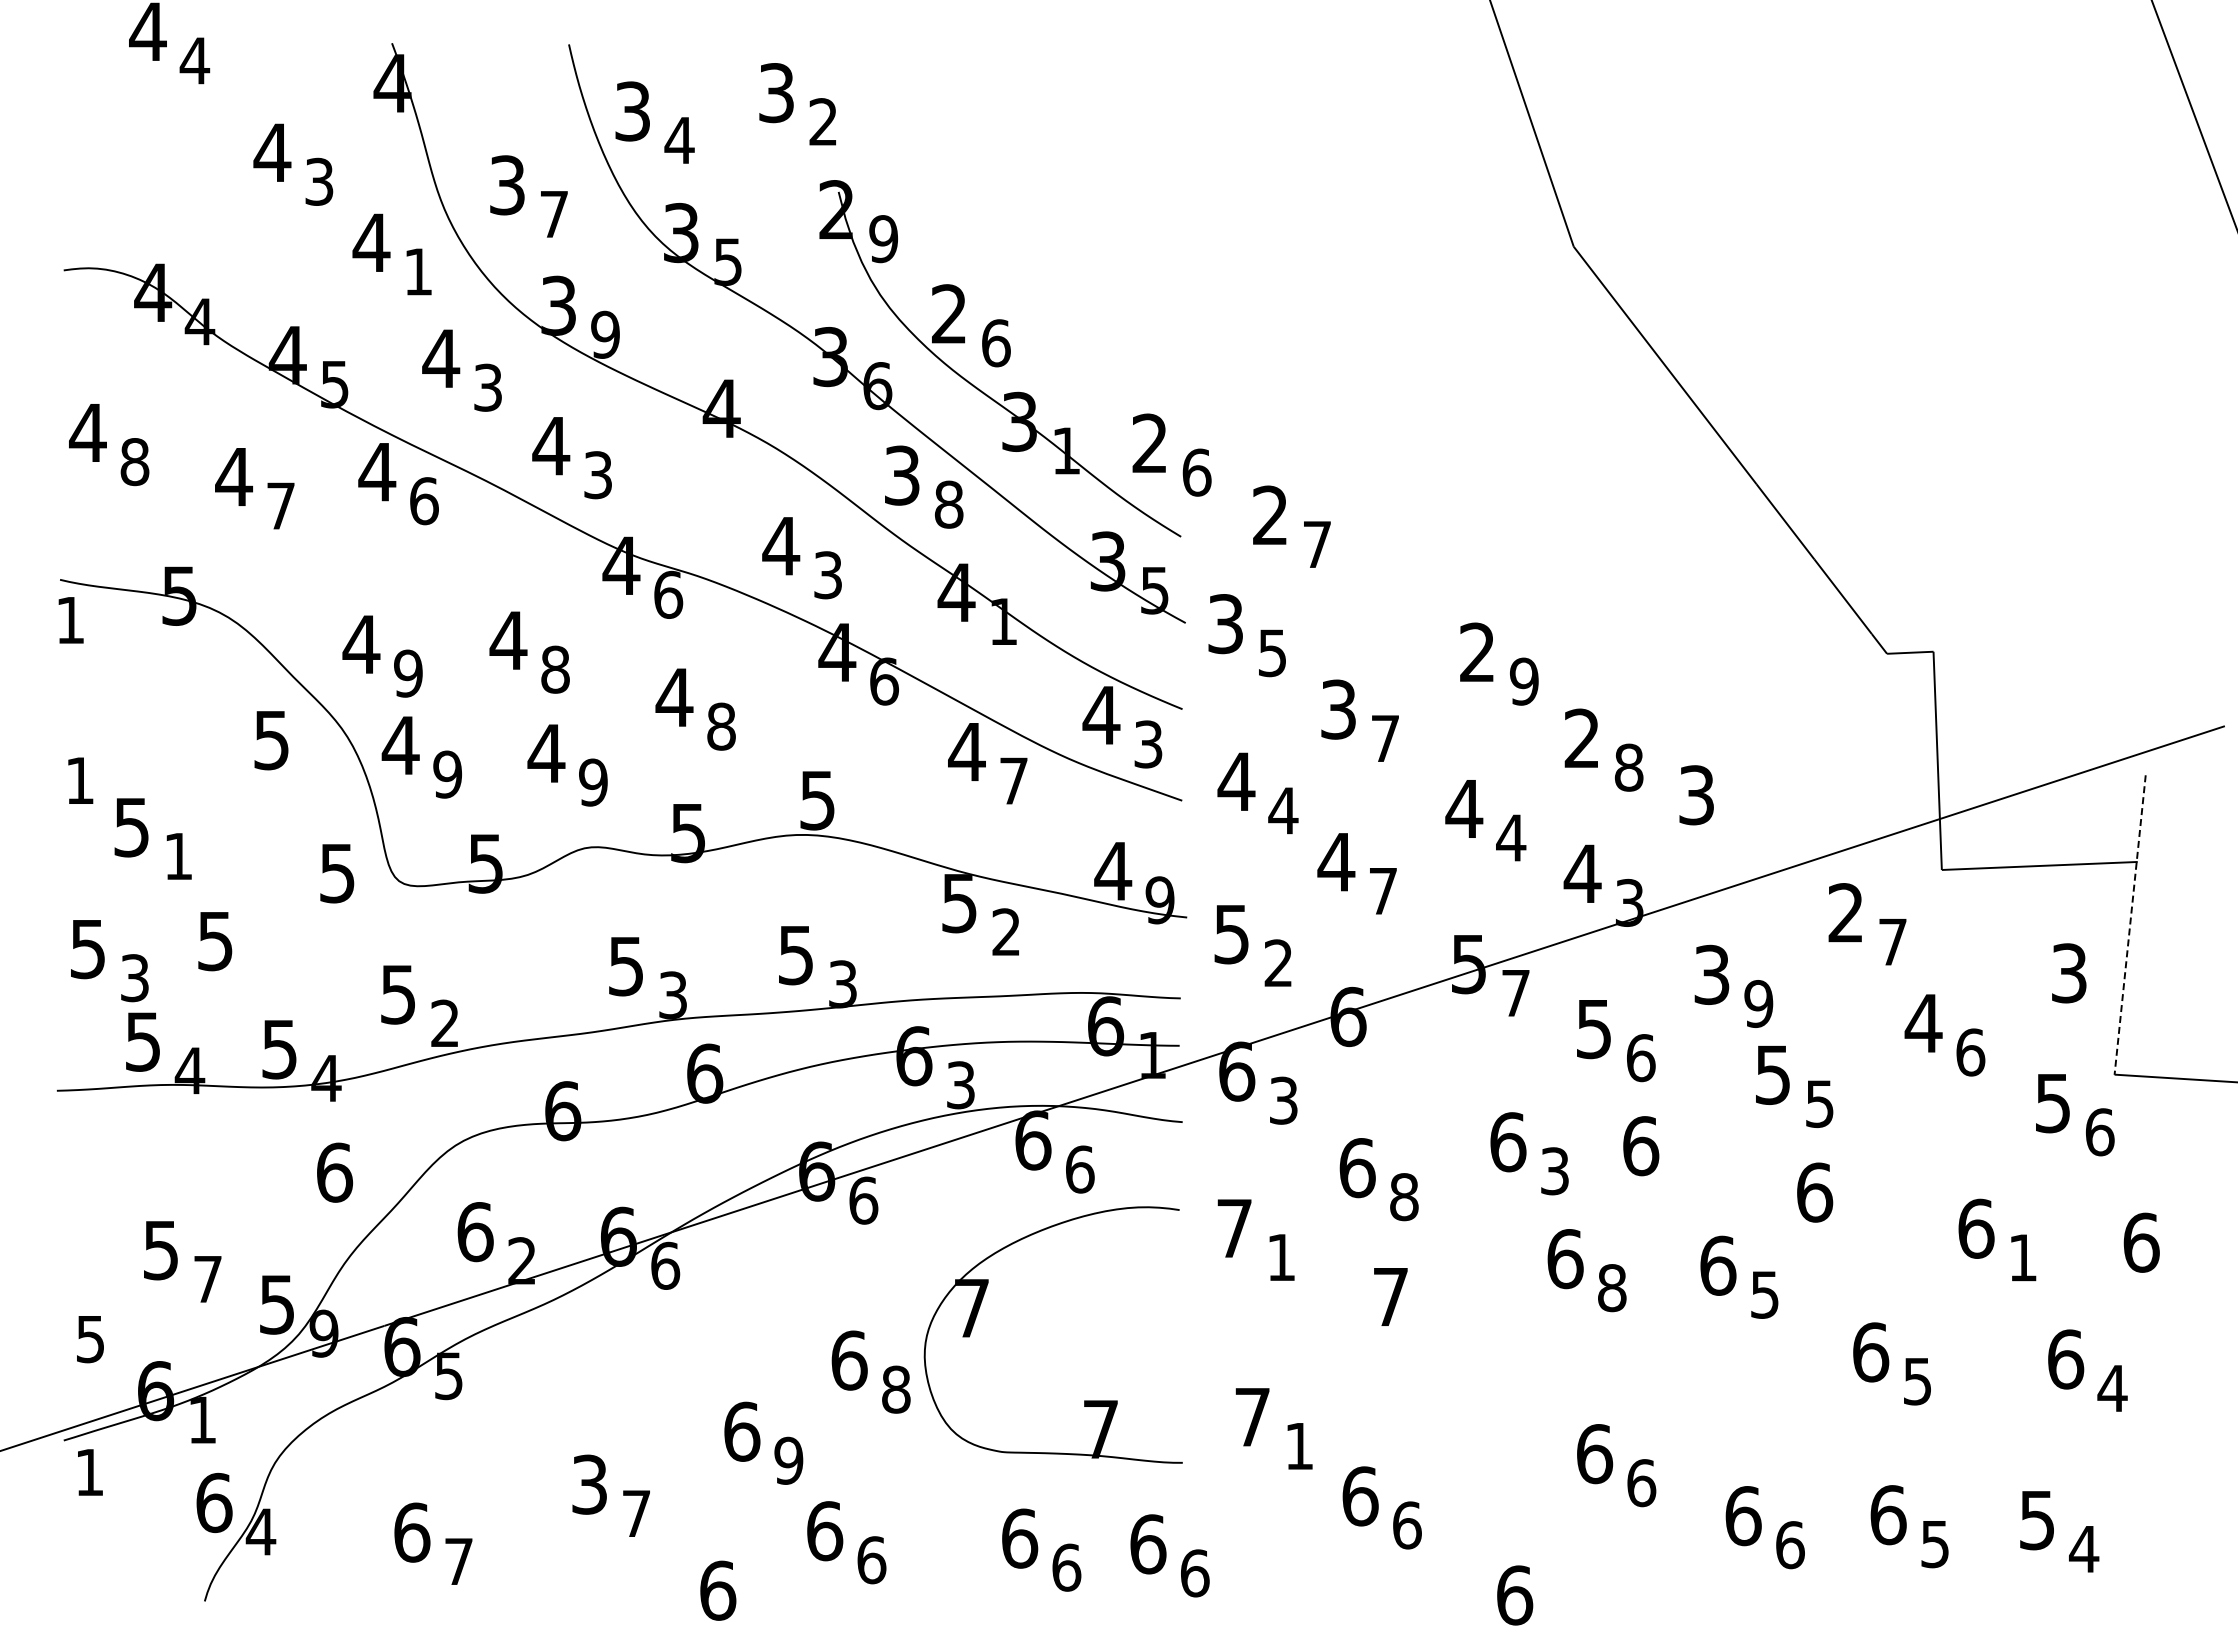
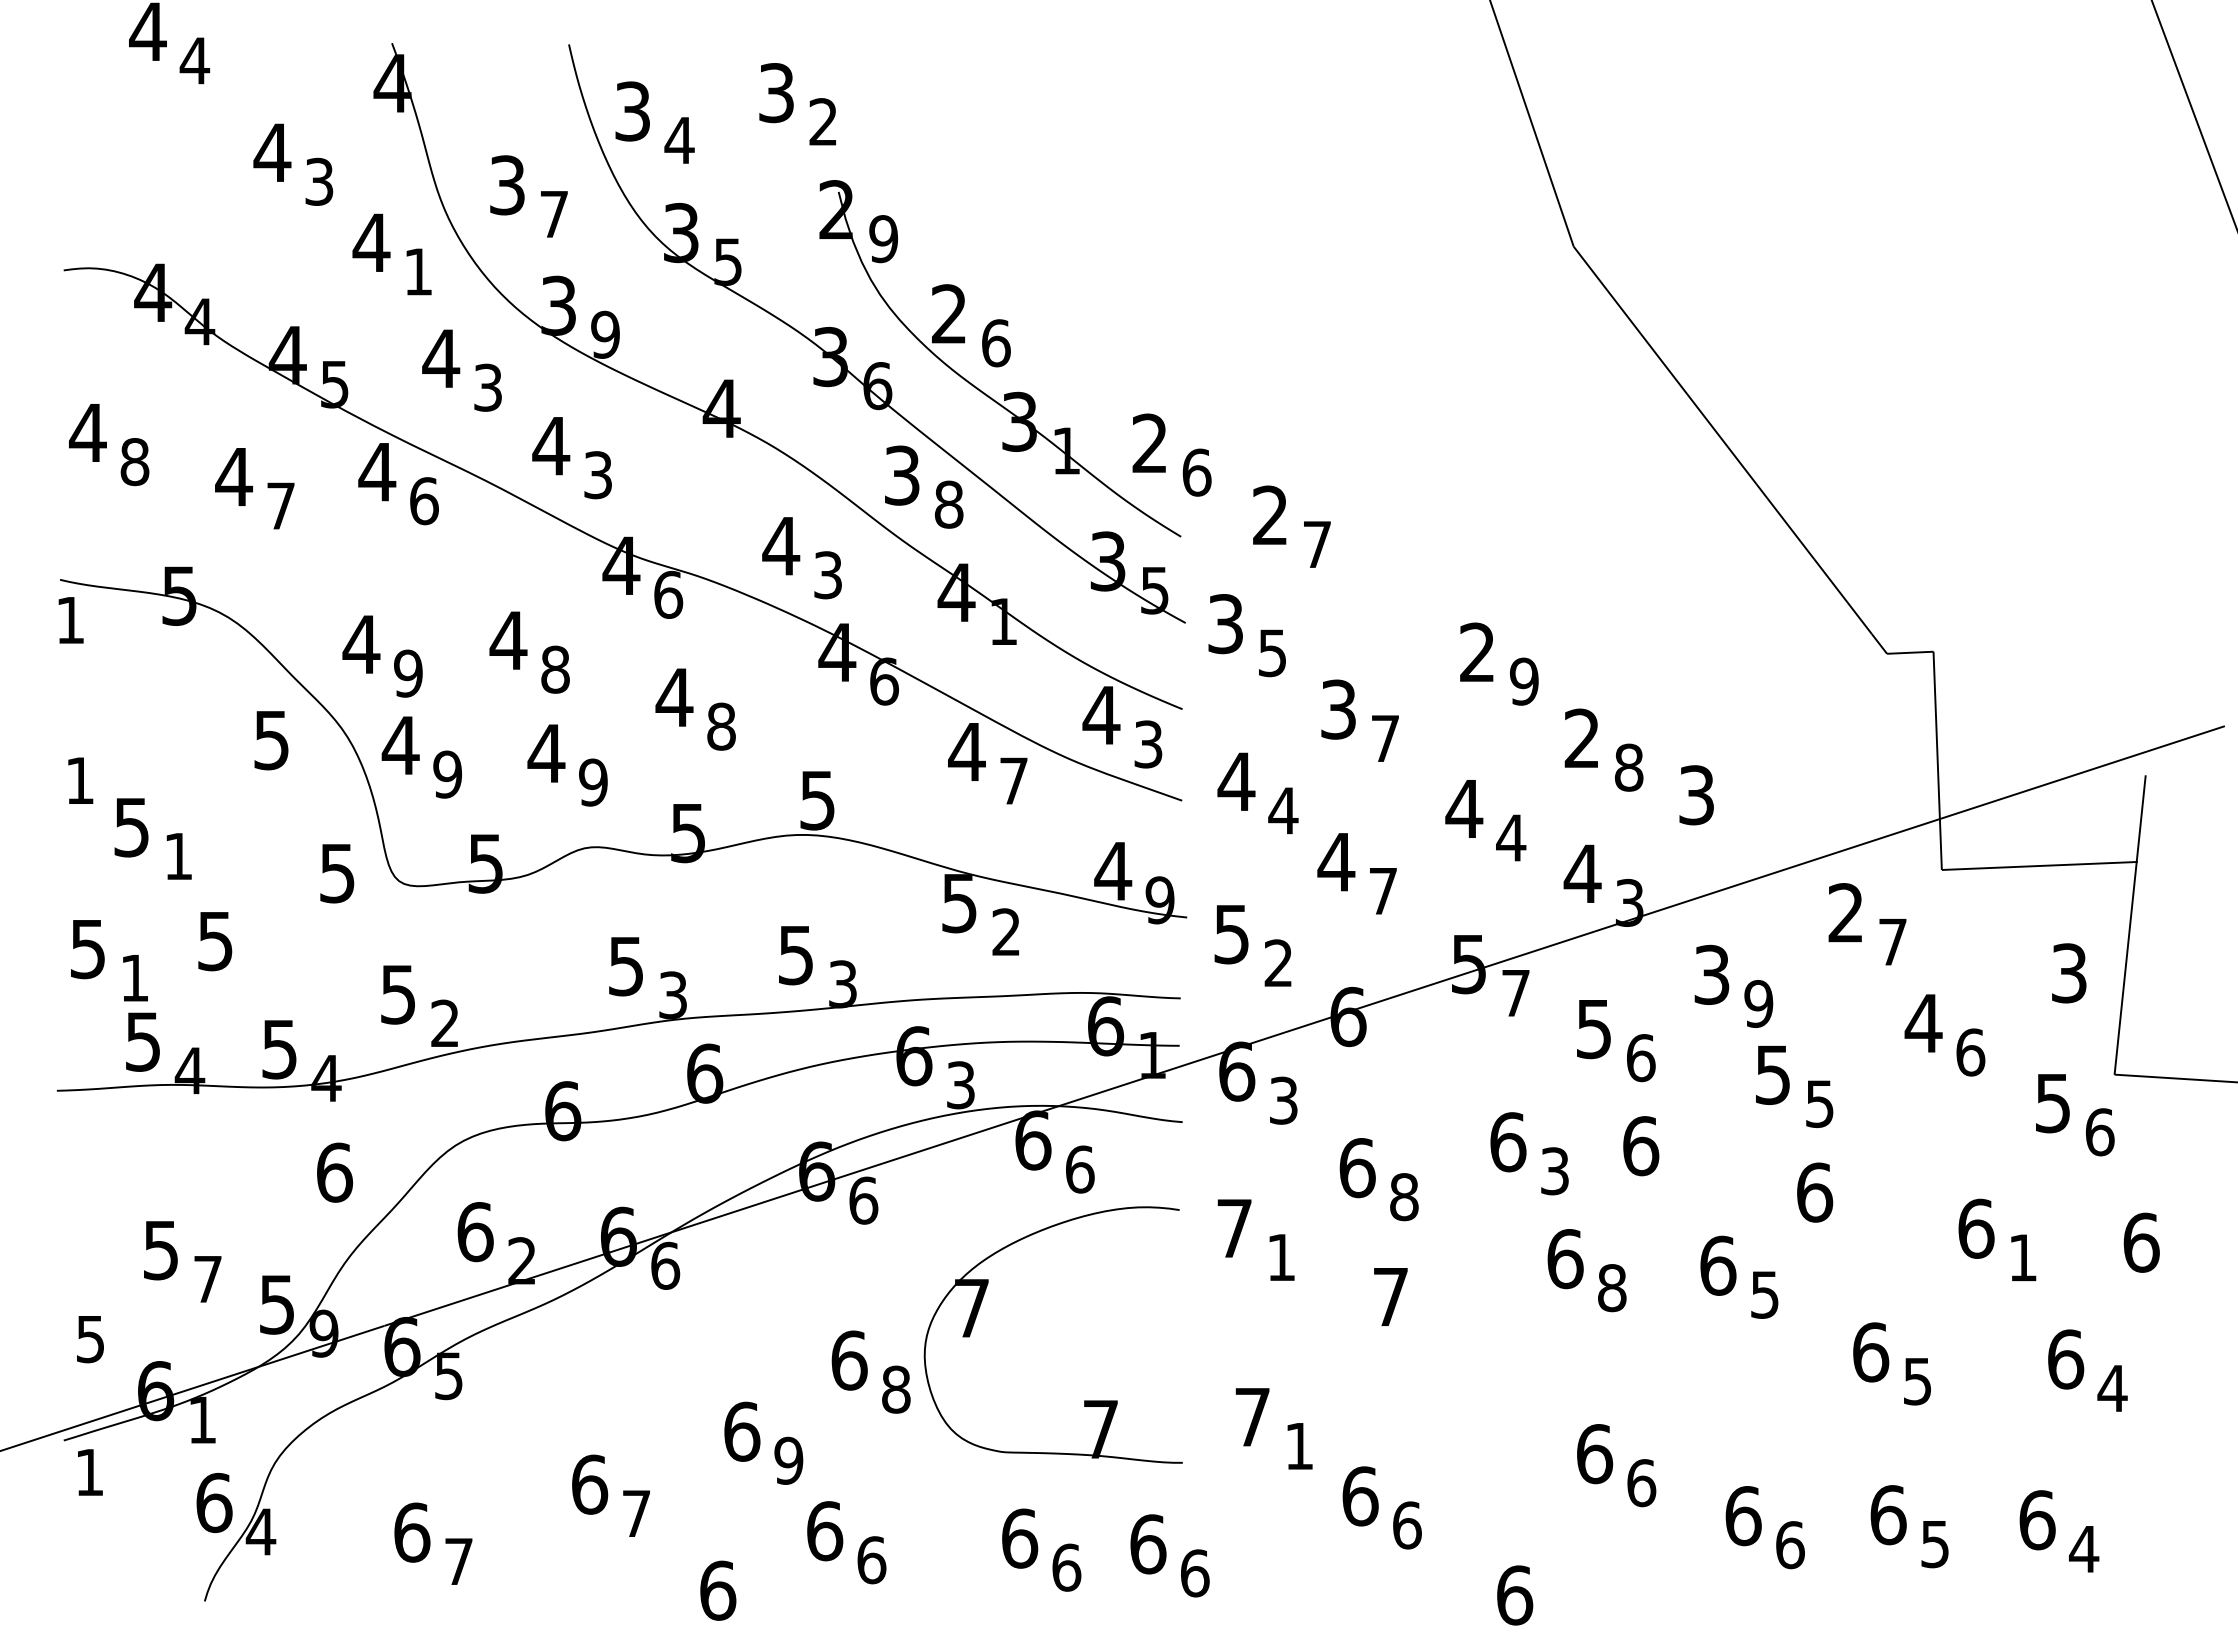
line: dashed -> solid (2130, 925)
text: 3 -> 1 (134, 978)
text: 3 -> 6 (590, 1484)
text: 5 -> 6 (2037, 1520)
